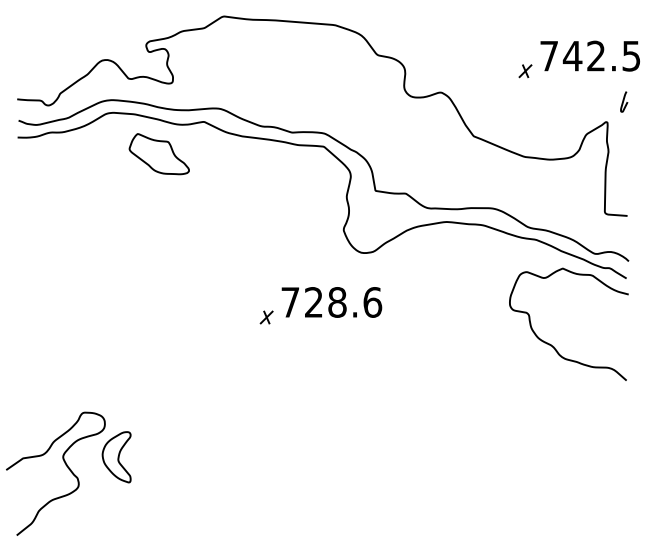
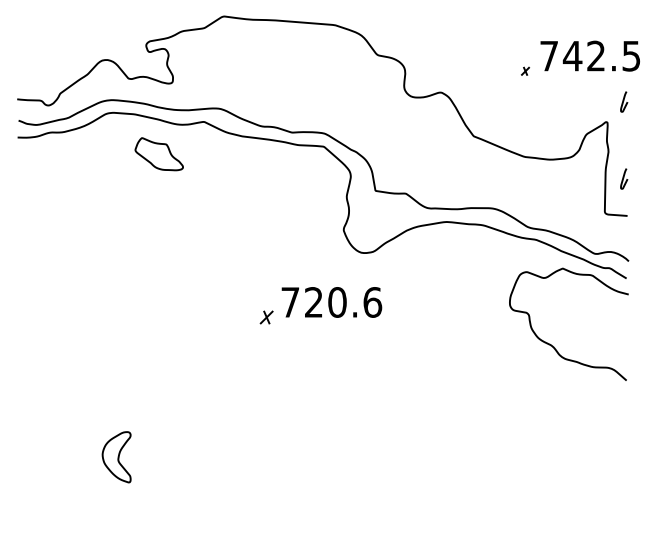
part size: 15x15 px -> 10x10 px (525, 70)
part size: 62x43 px -> 50x35 px (158, 154)
curve: none -> present (624, 178)
text: 728.6 -> 720.6 (337, 302)
curve: present -> none (65, 465)
